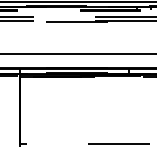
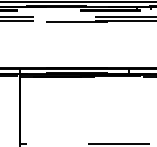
line: present -> none (77, 54)
